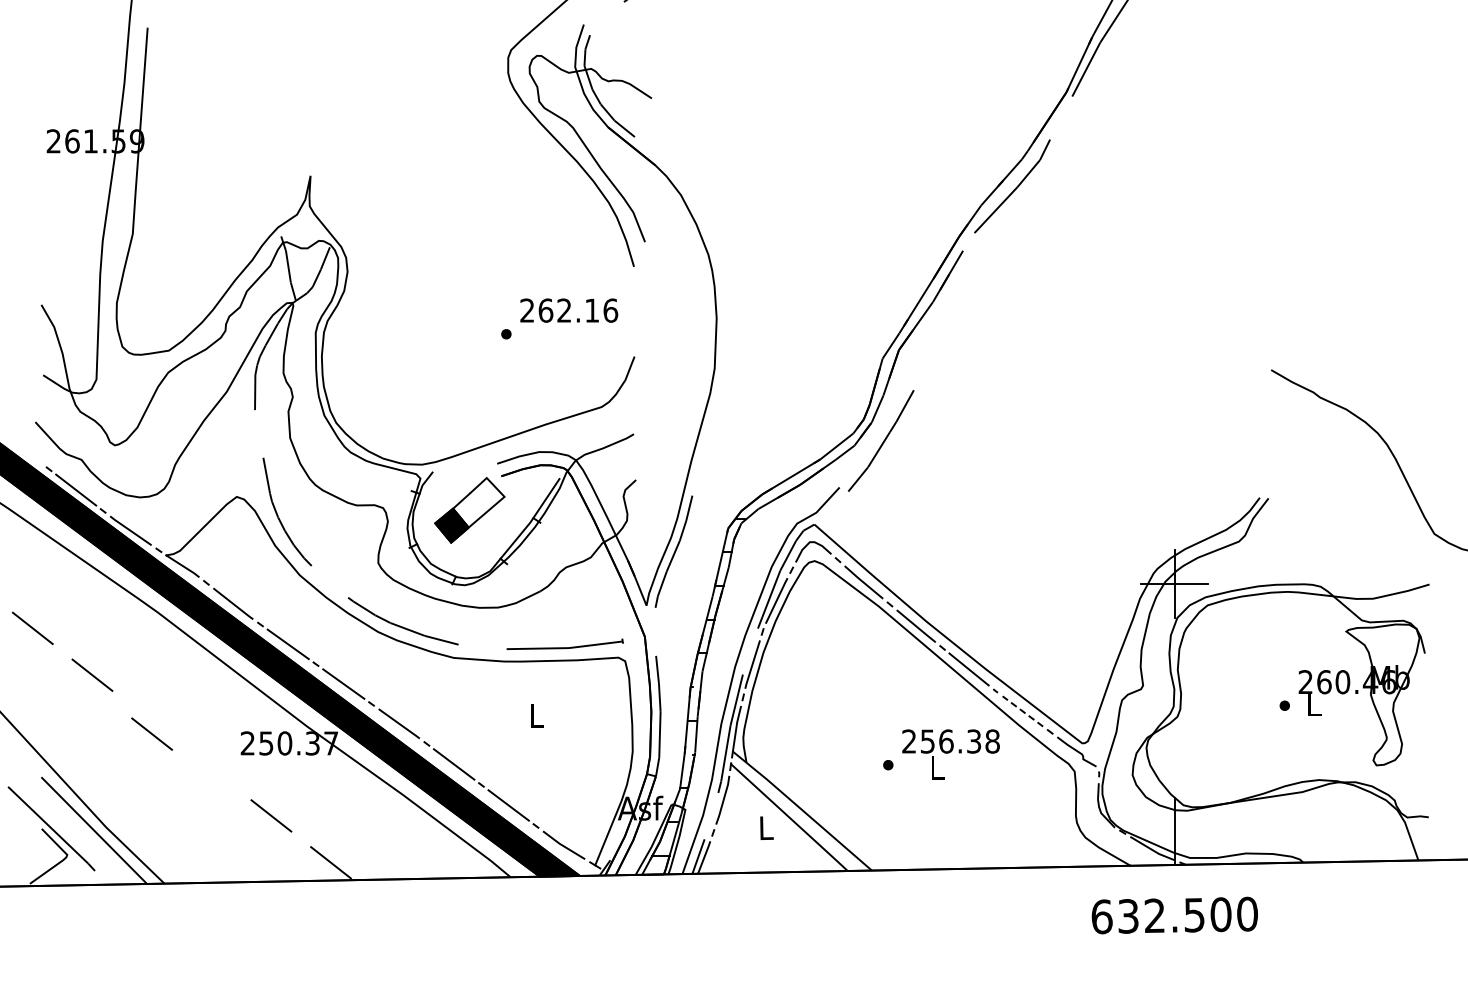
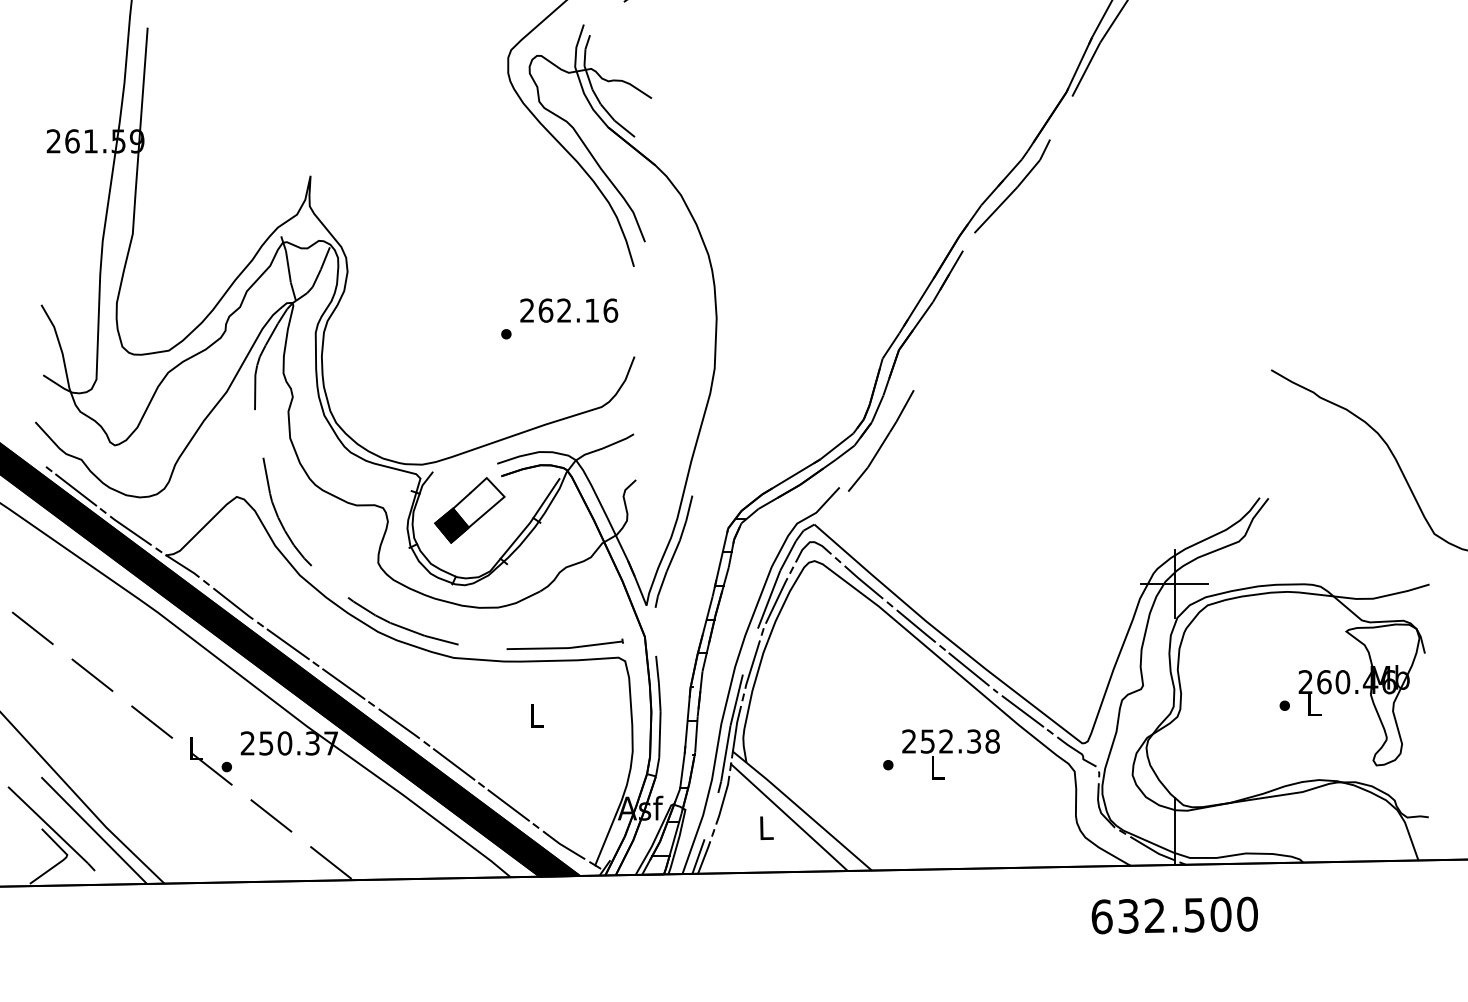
line: dashed -> solid (1022, 711)
line position: (152, 733) -> (152, 721) (152, 721)
text: 256.38 -> 252.38 (946, 741)
part: none -> present (211, 761)
